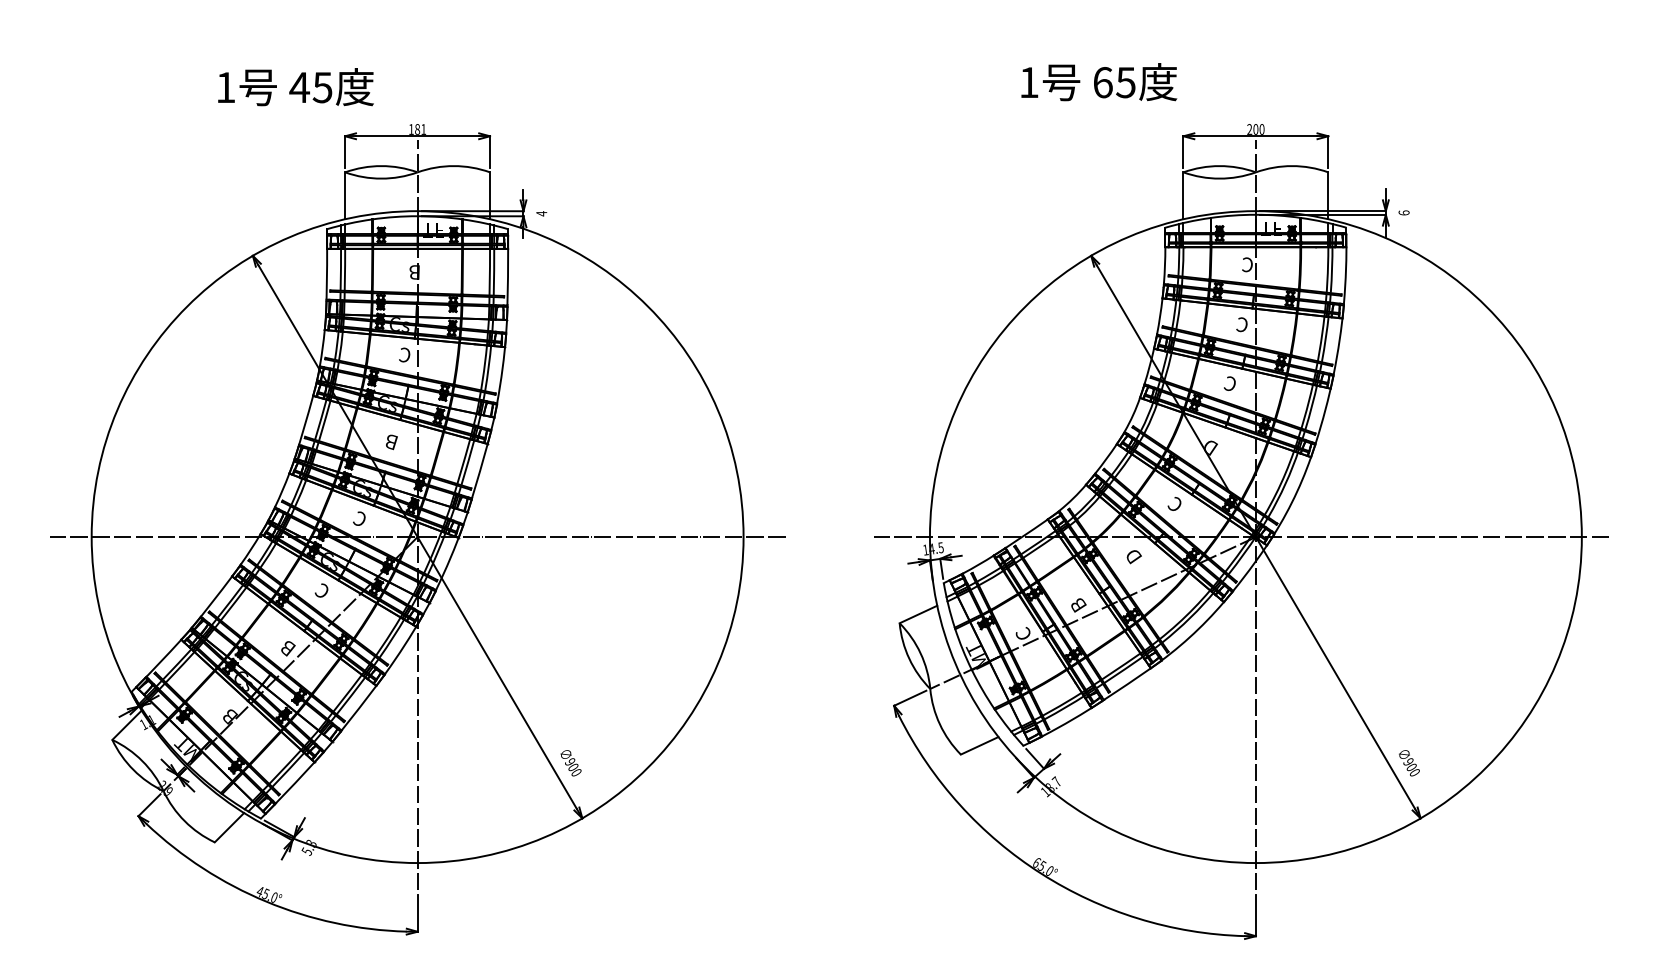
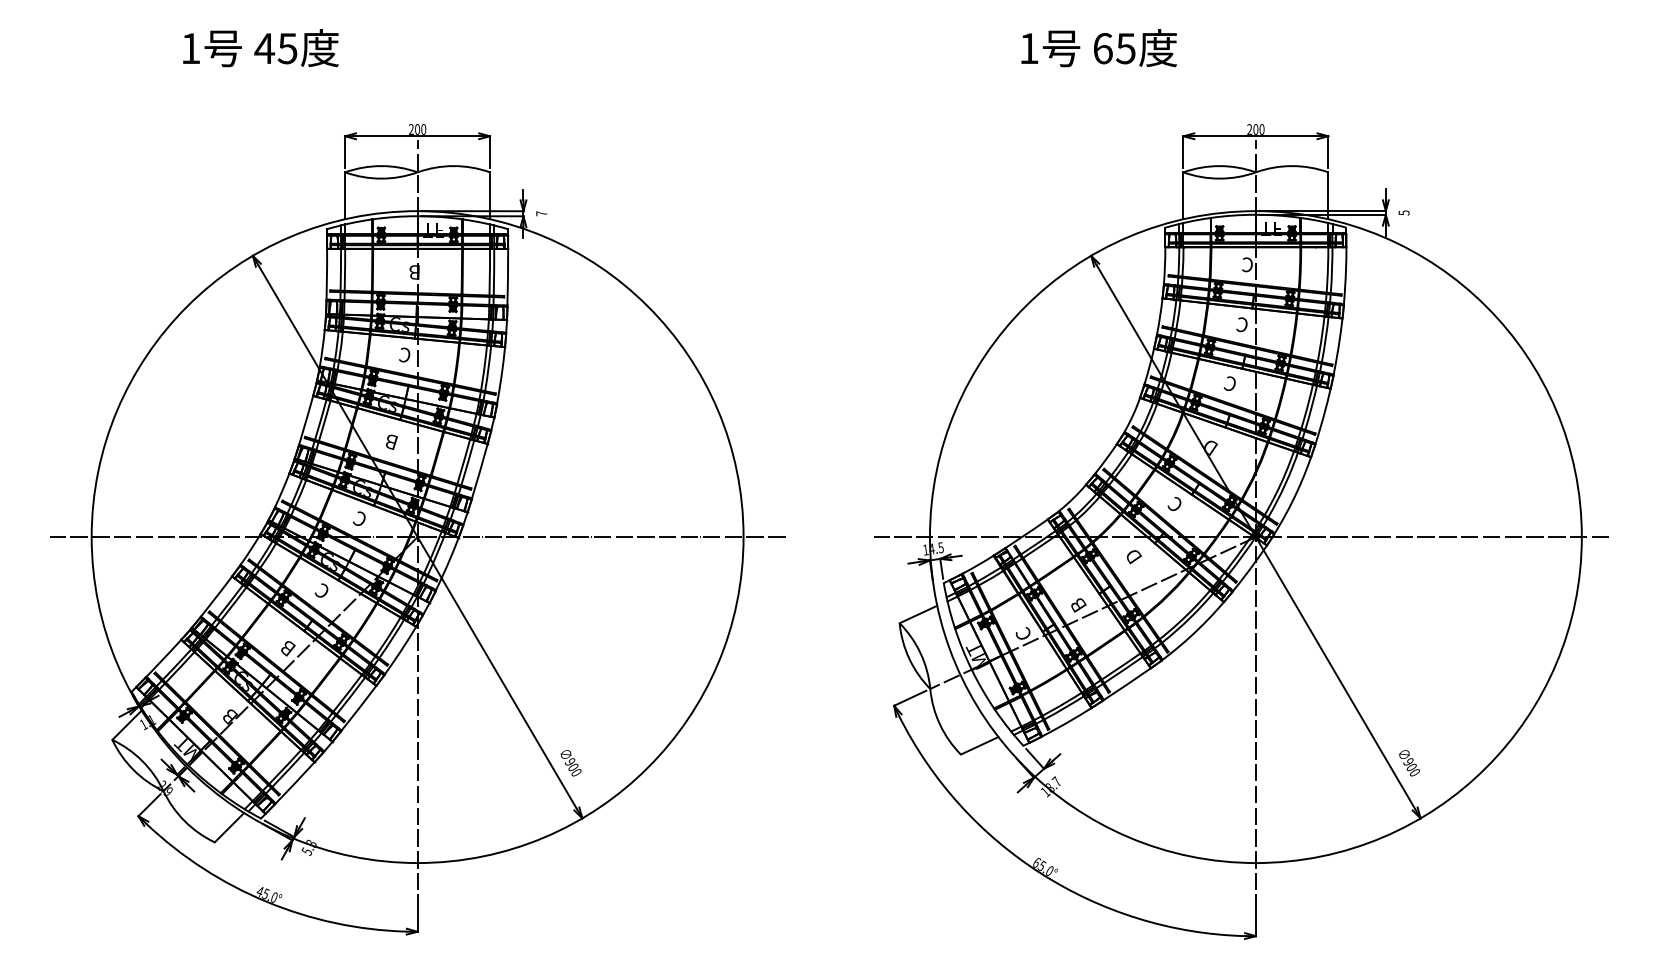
text position: (1099, 82) -> (1099, 48) (1099, 48)
text position: (295, 87) -> (260, 48) (260, 48)
text: 181 -> 200 (417, 129)
text: 6 -> 5 (1403, 212)
text: 4 -> 7 (541, 213)
